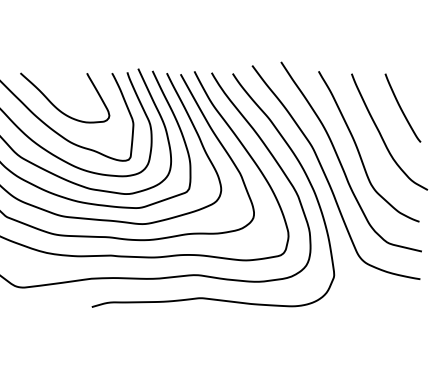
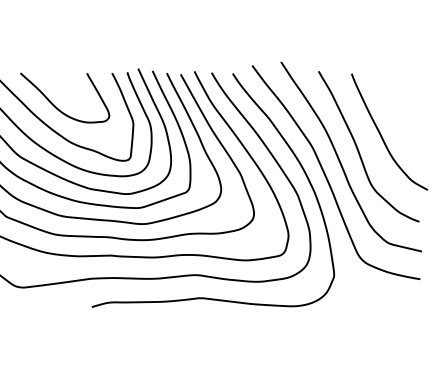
curve: present -> none (401, 107)
